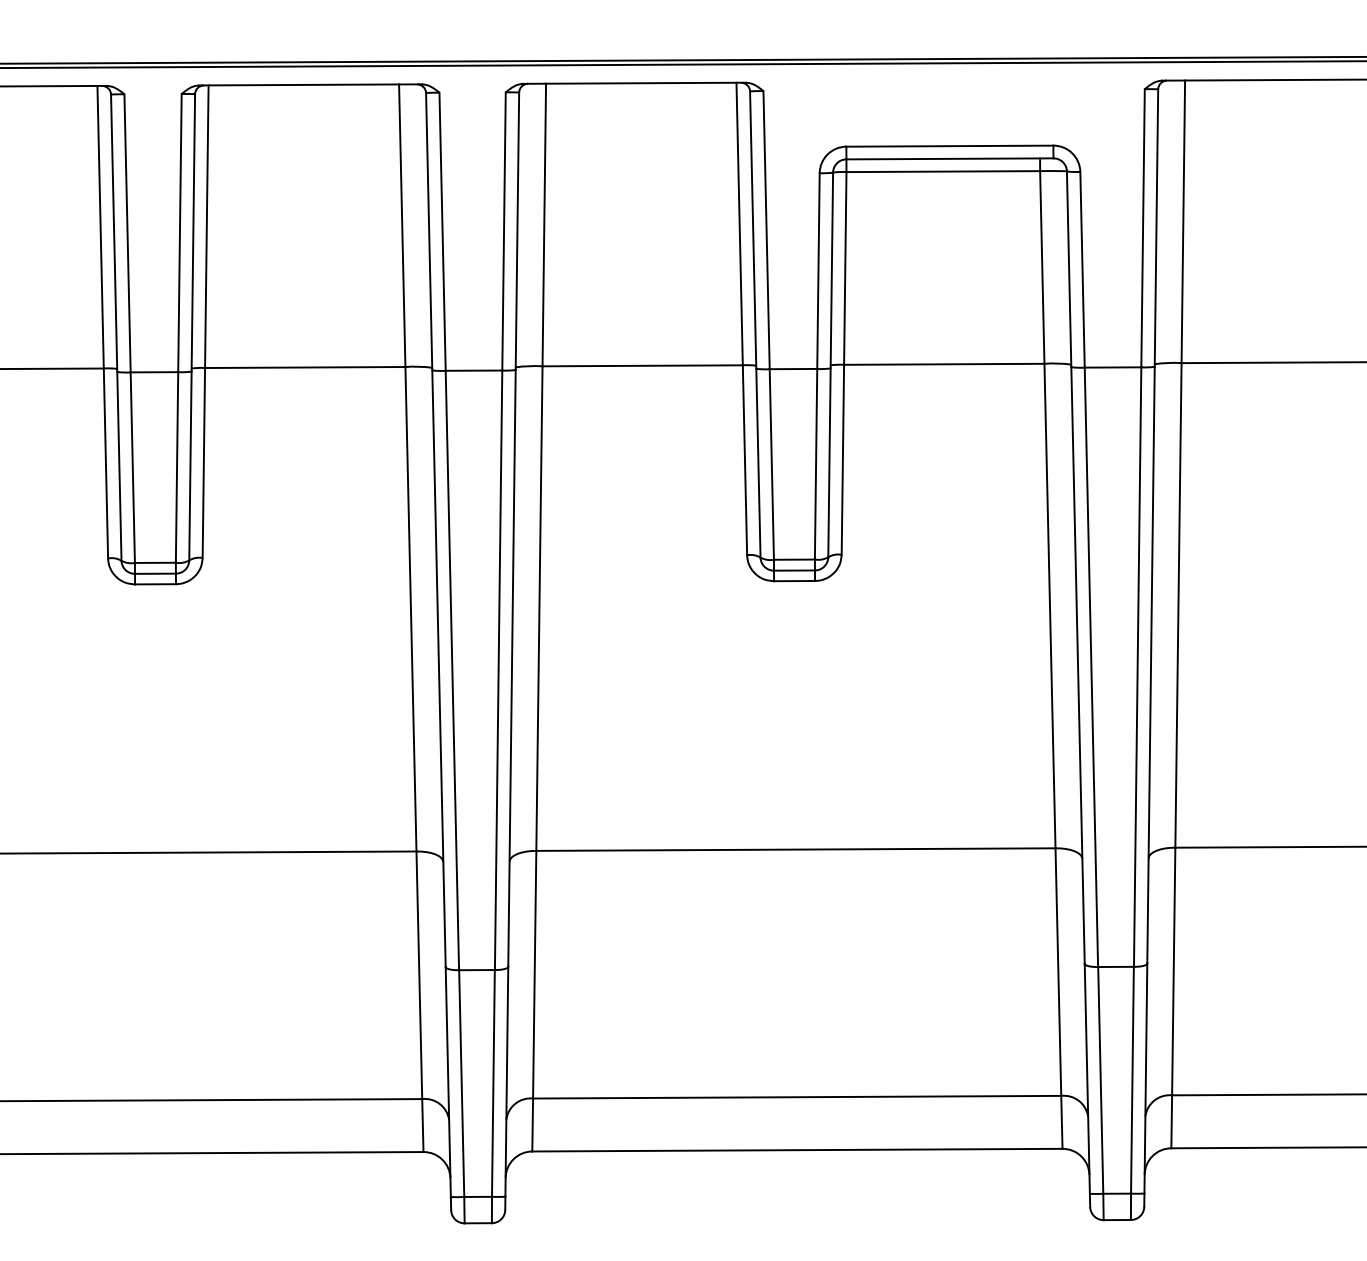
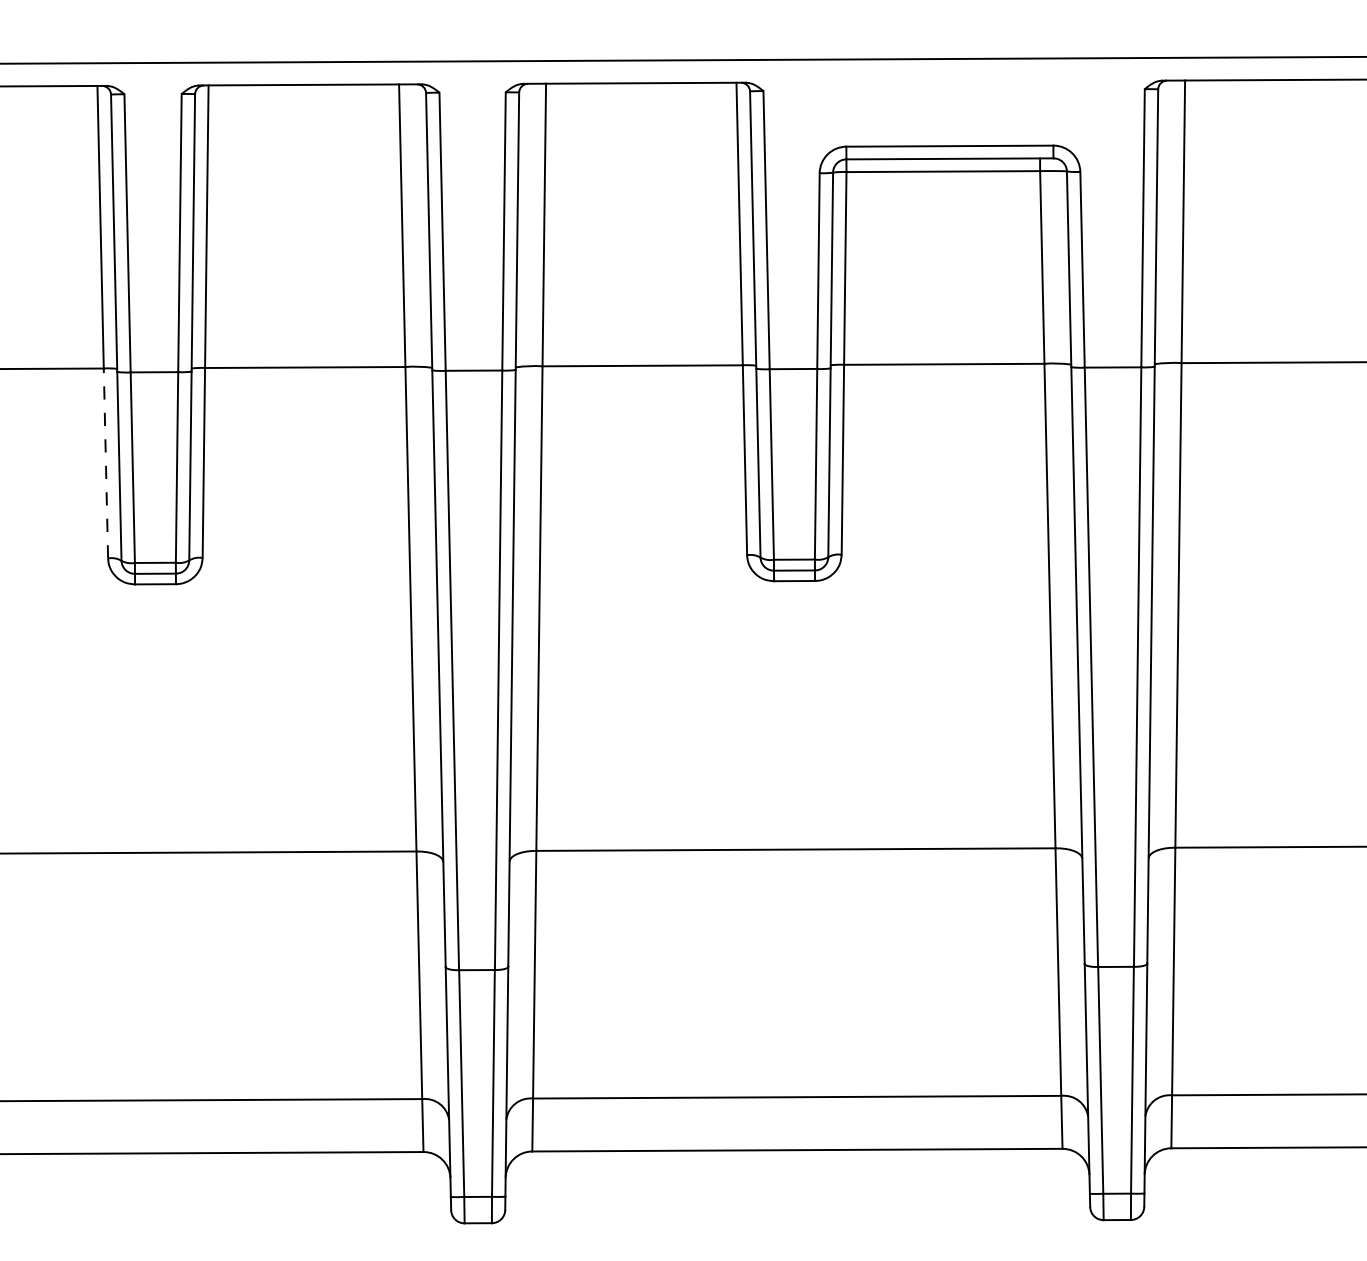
line: present -> none (682, 64)
line: solid -> dashed (105, 463)
